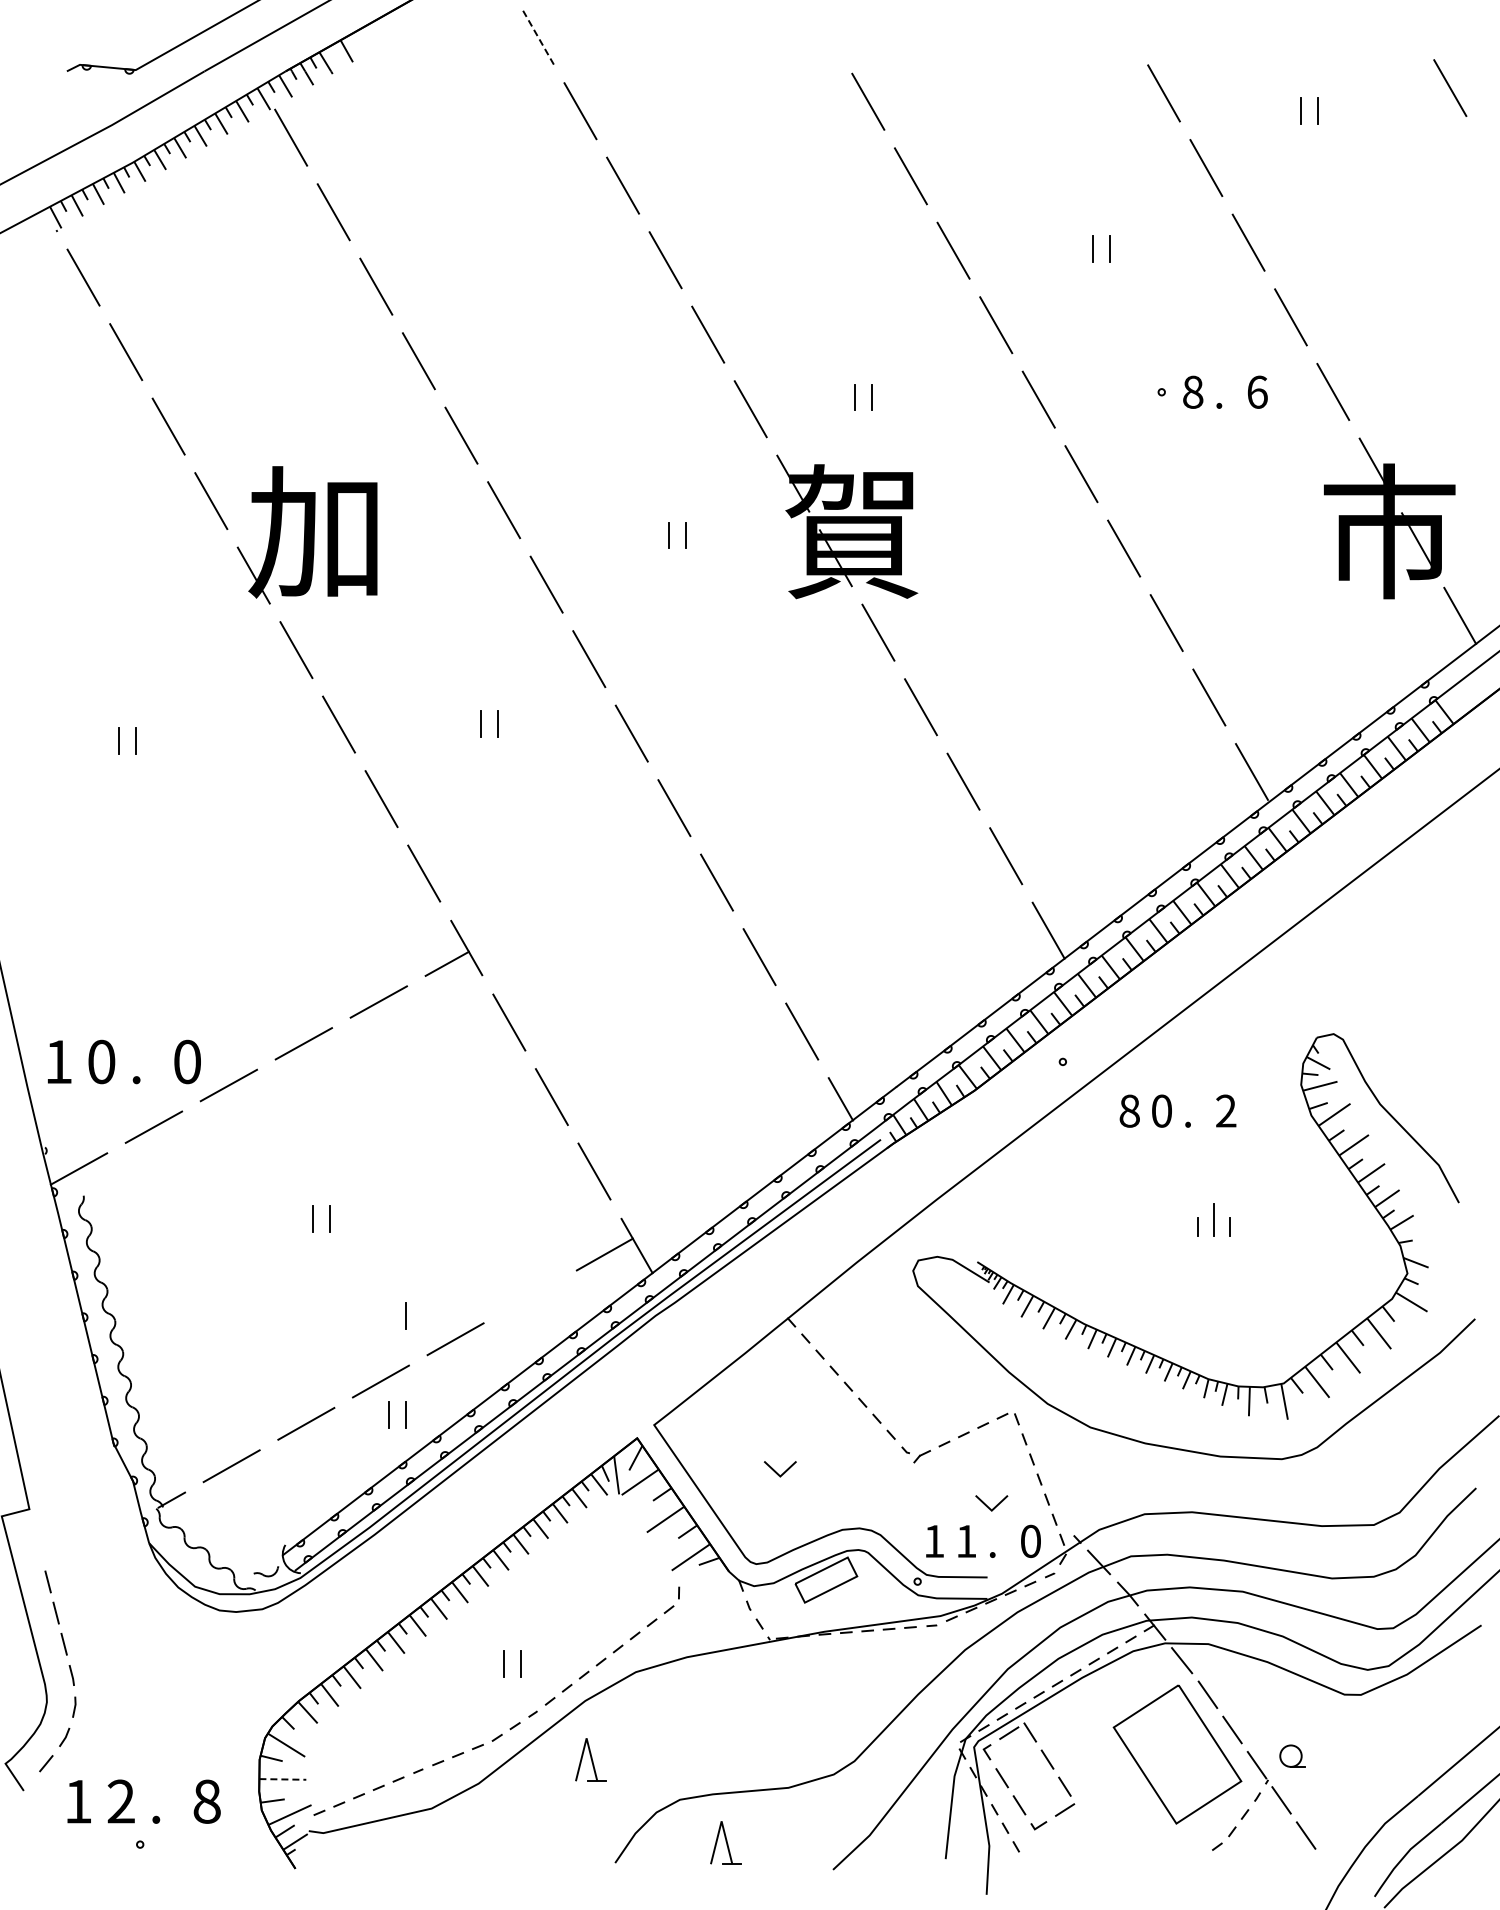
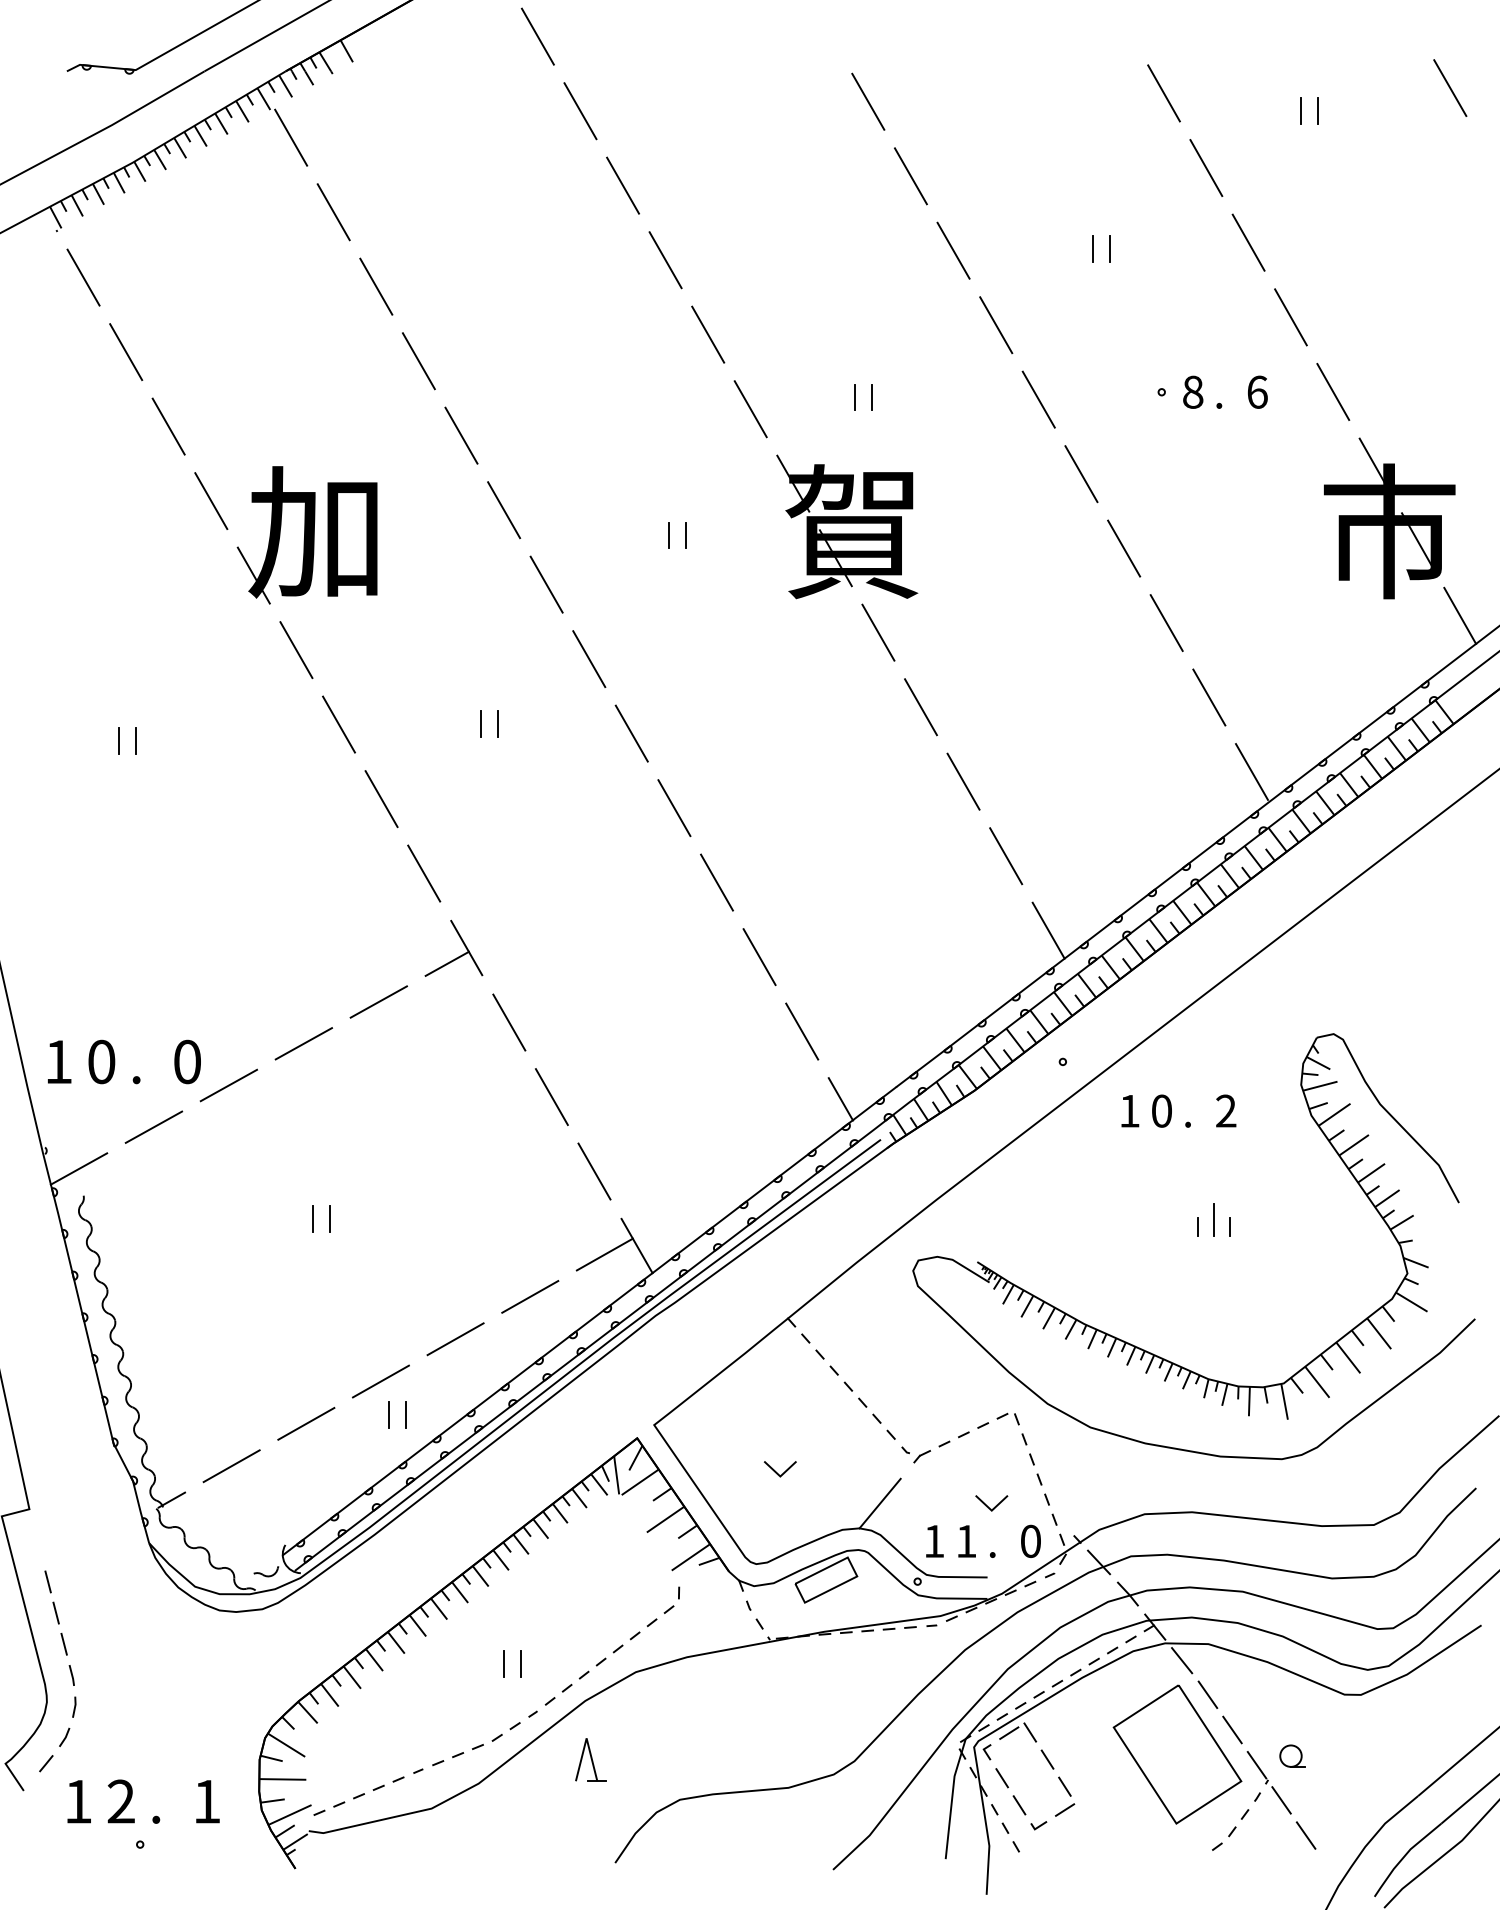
line: dashed -> solid (537, 36)
text: 8 -> 1 (1129, 1110)
line: none -> present (530, 1296)
line: present -> none (405, 1315)
line: none -> present (879, 1503)
line: dashed -> solid (283, 1779)
text: 8 -> 1 (206, 1801)
part: present -> none (725, 1842)
